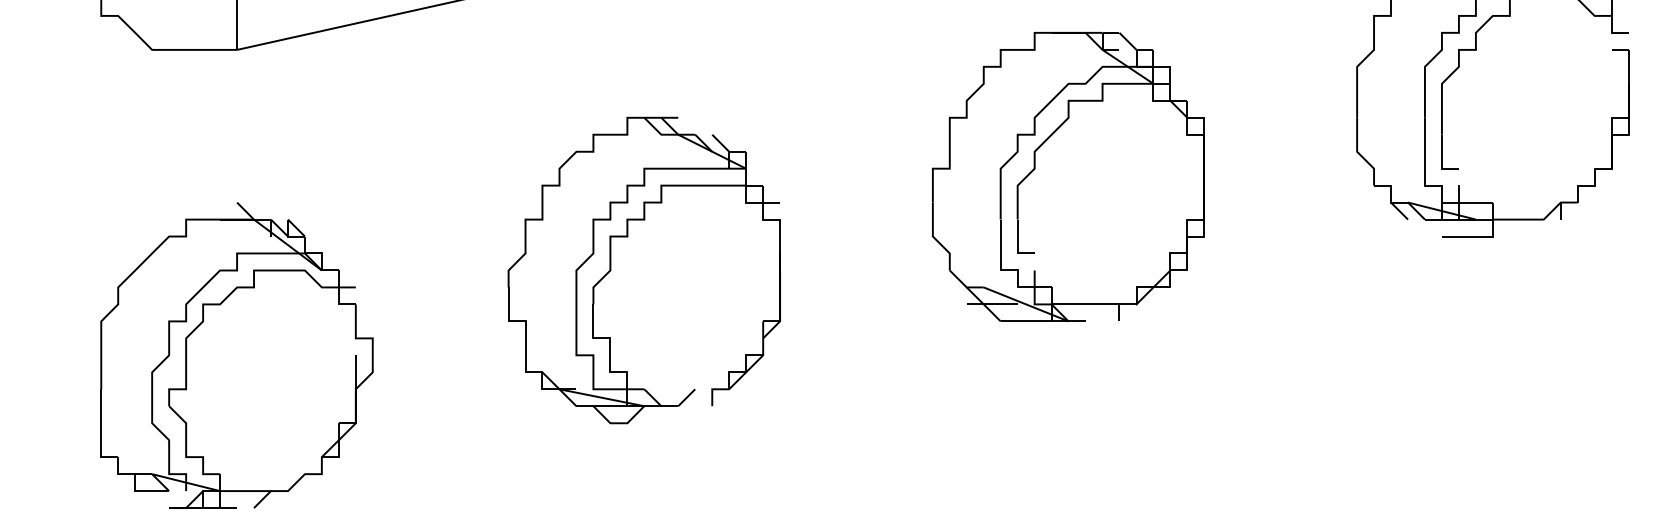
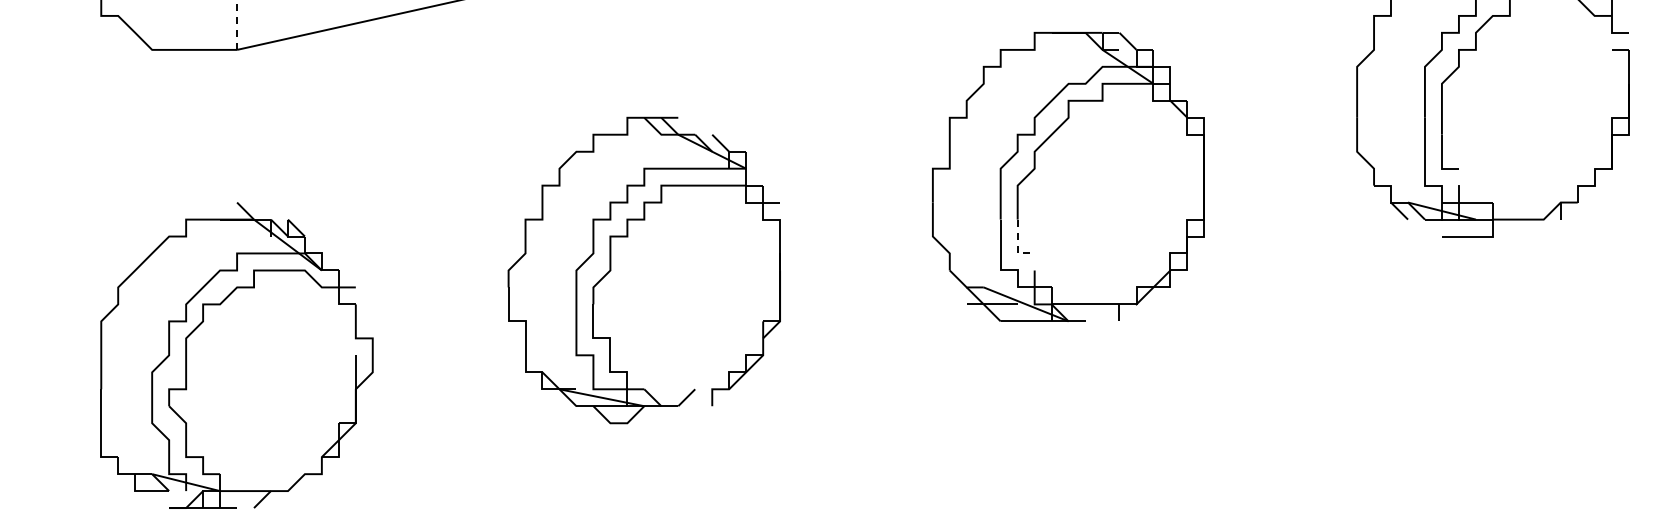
line: solid -> dashed (237, 24)
line: solid -> dashed (1017, 245)
